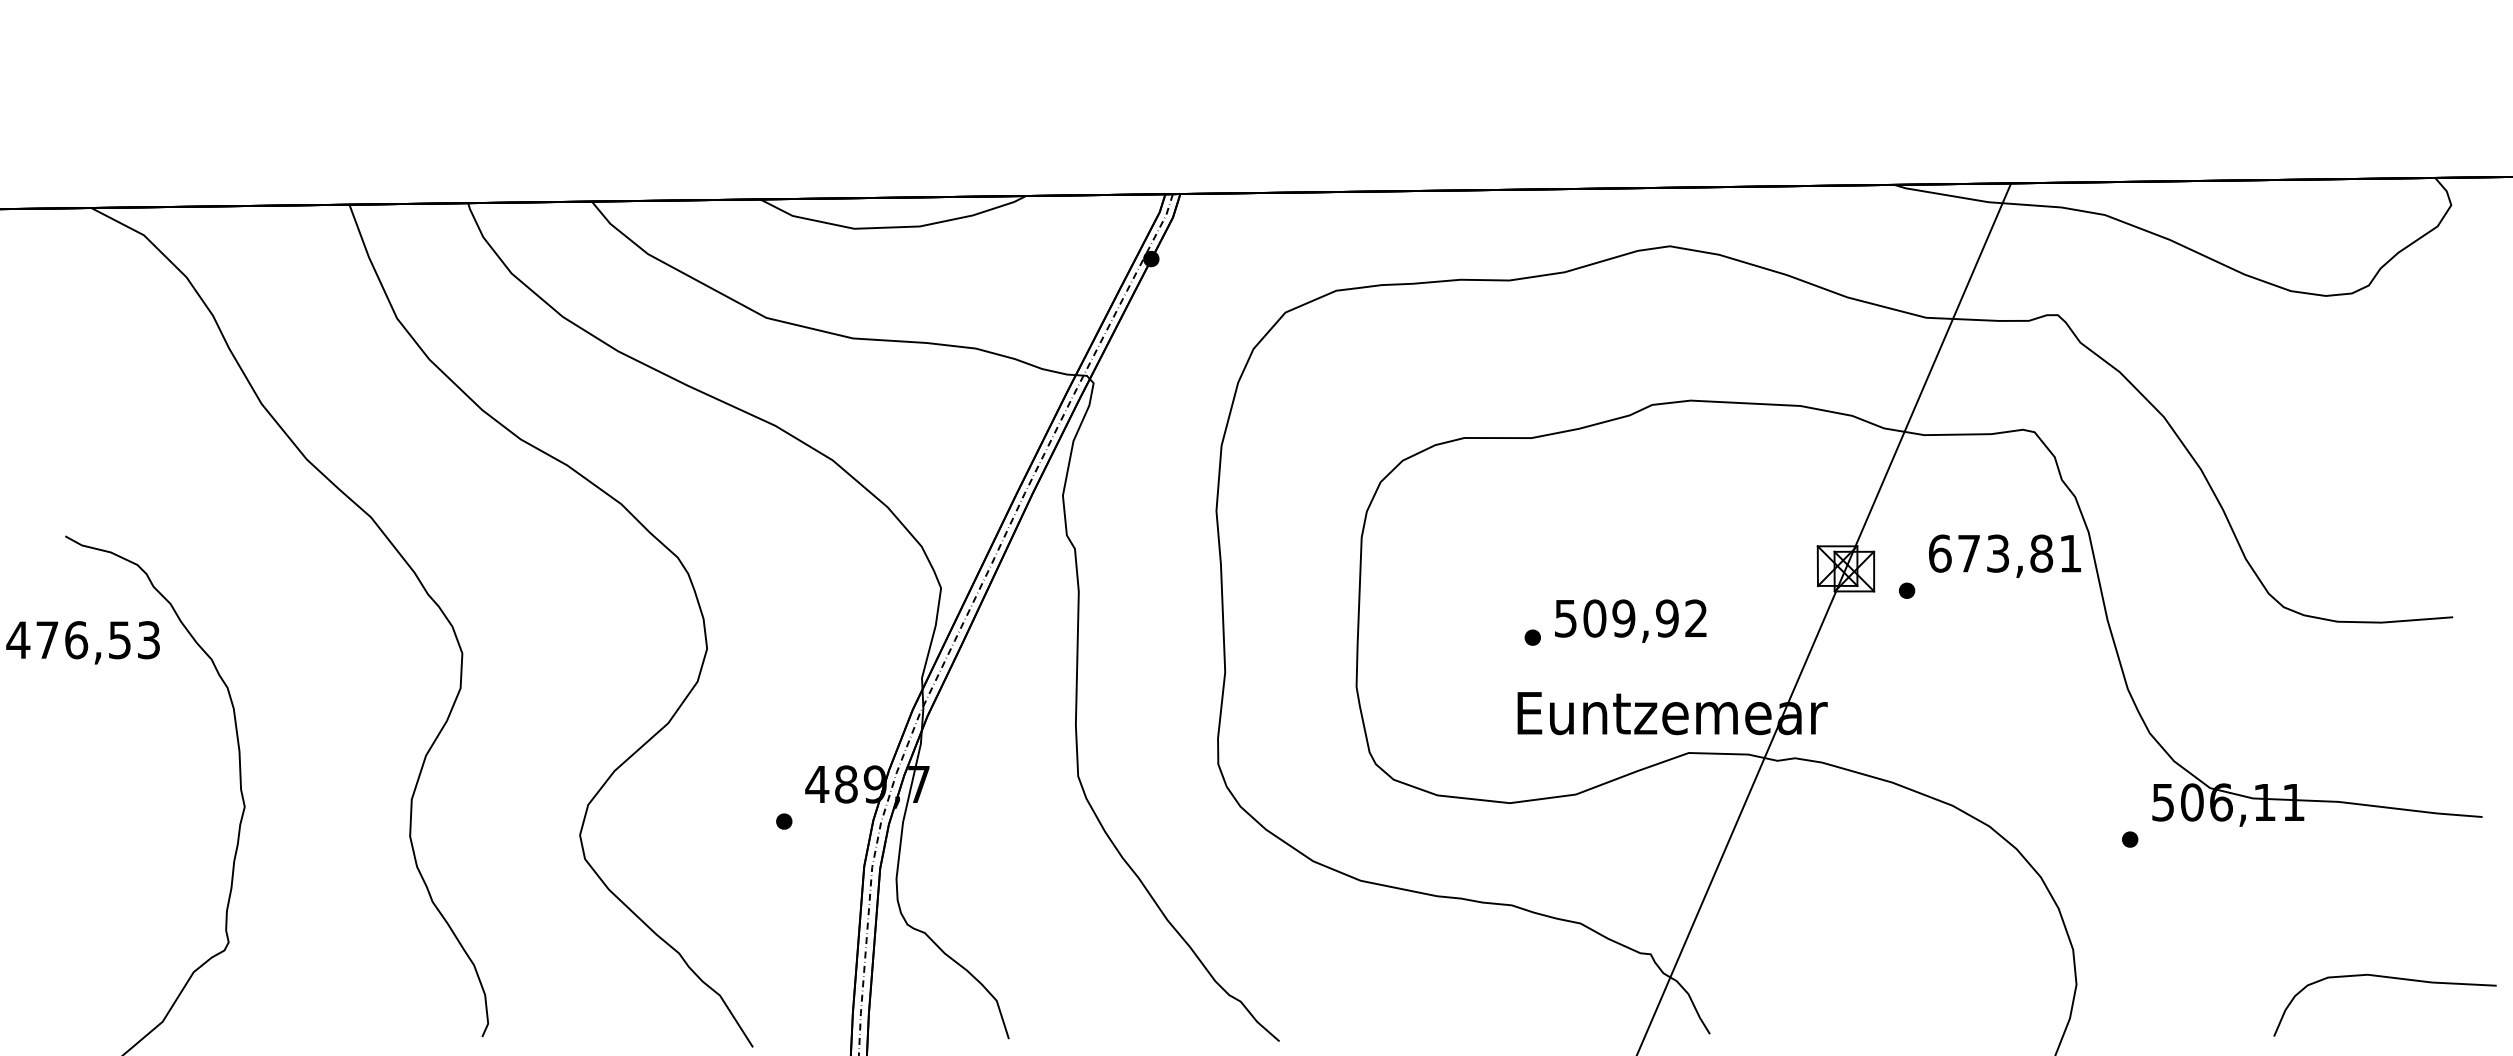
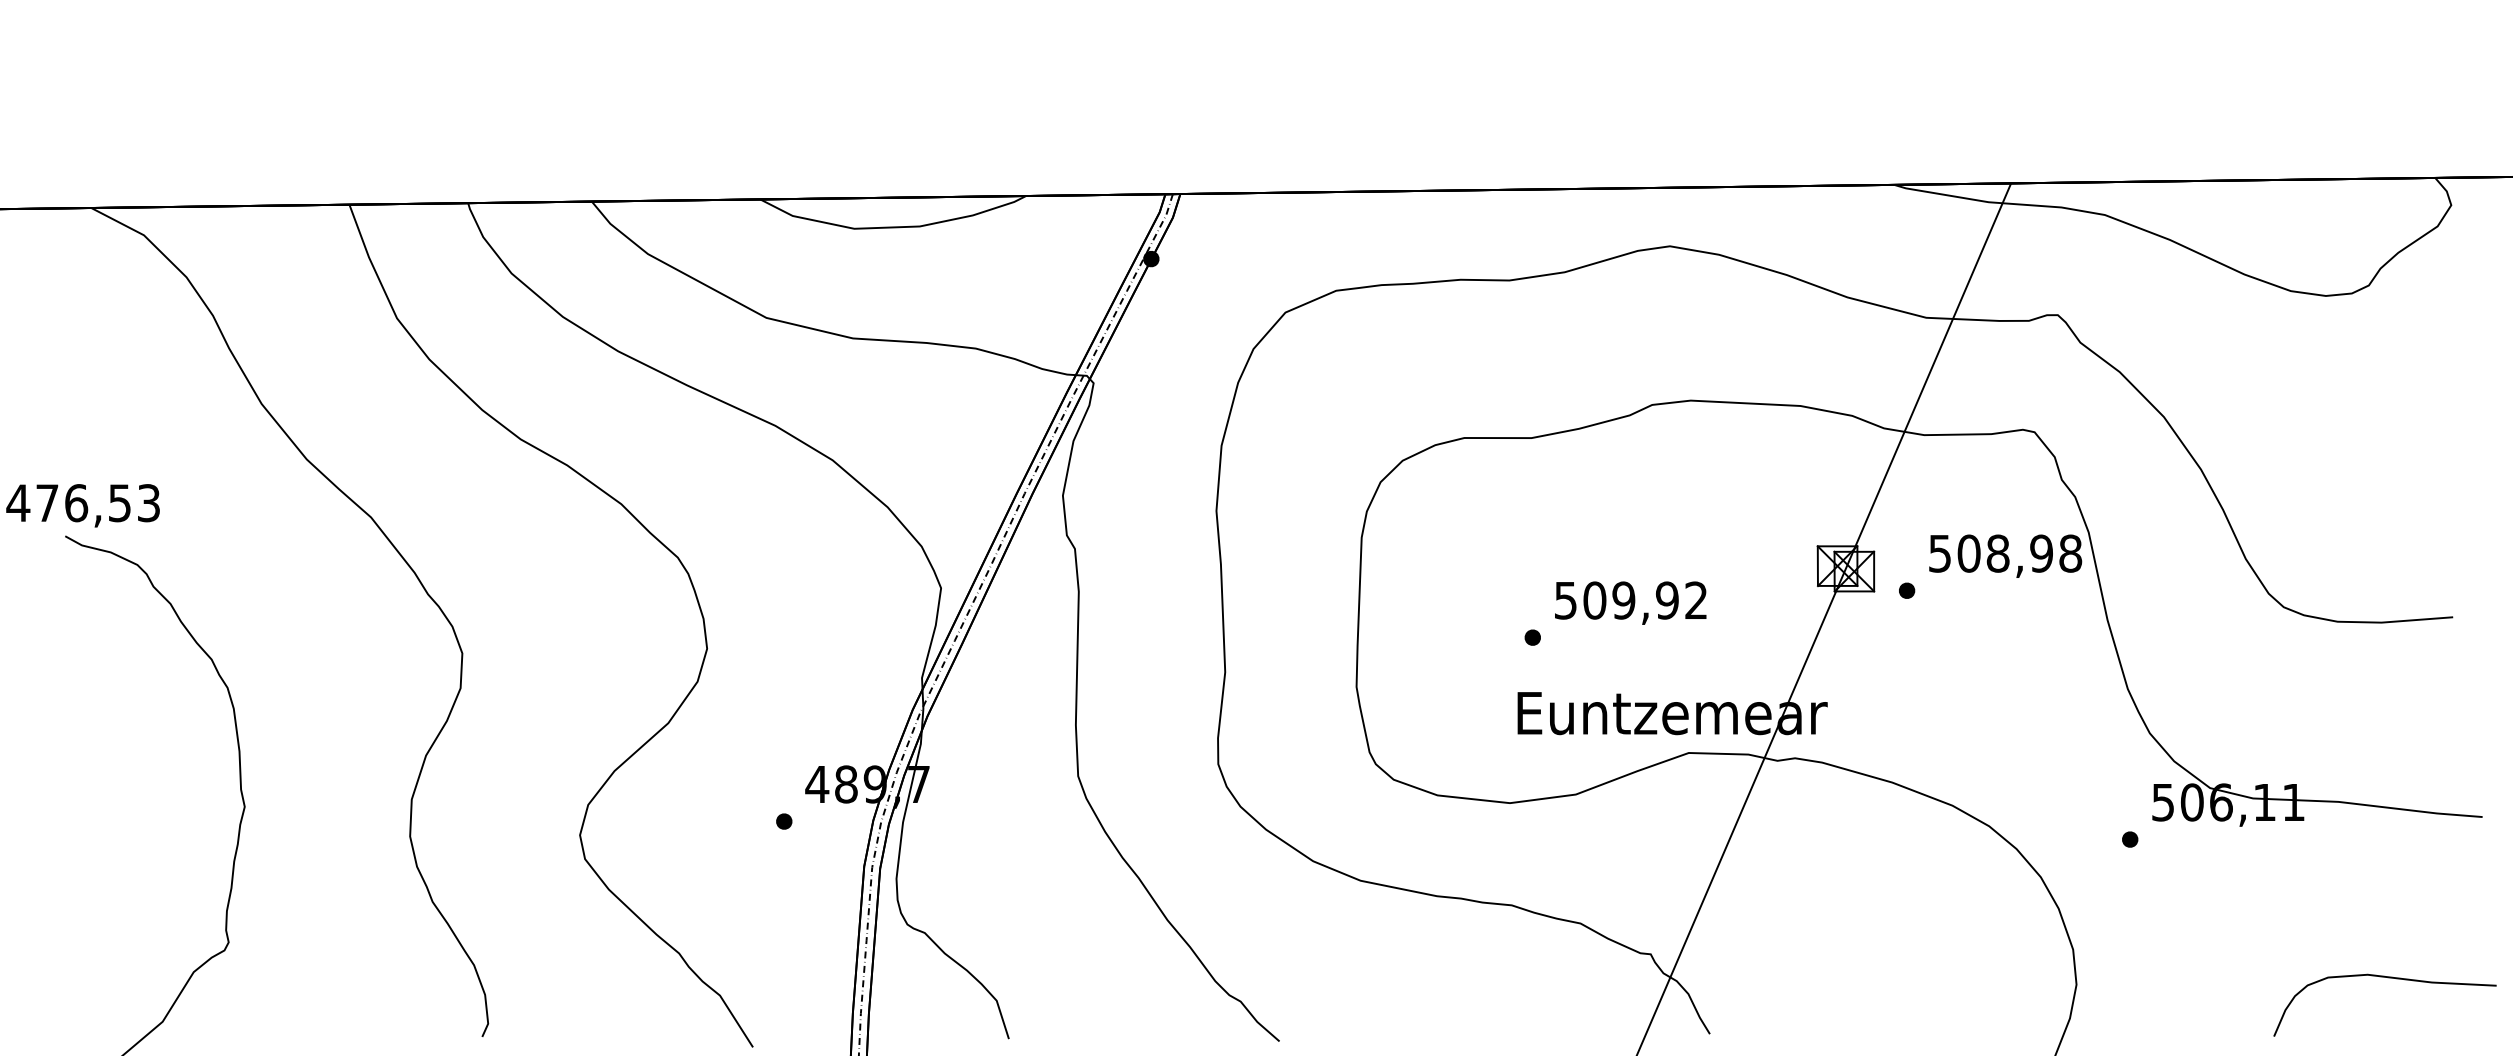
text: 673,81 -> 508,98 (2005, 553)
text position: (1630, 620) -> (1630, 602) (1630, 602)
text position: (82, 642) -> (82, 505) (82, 505)
